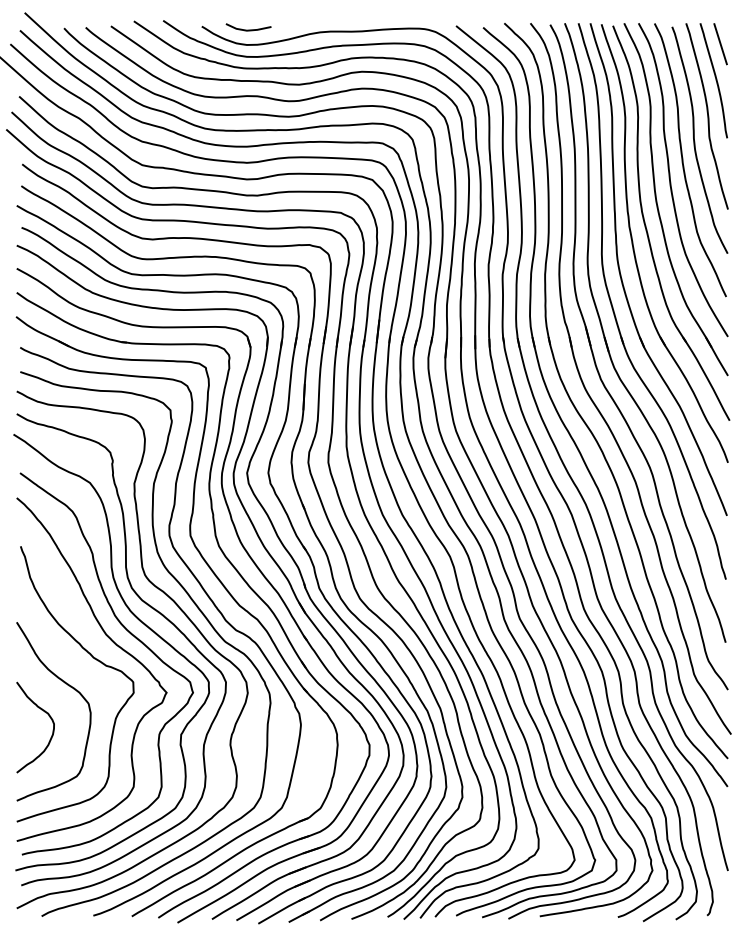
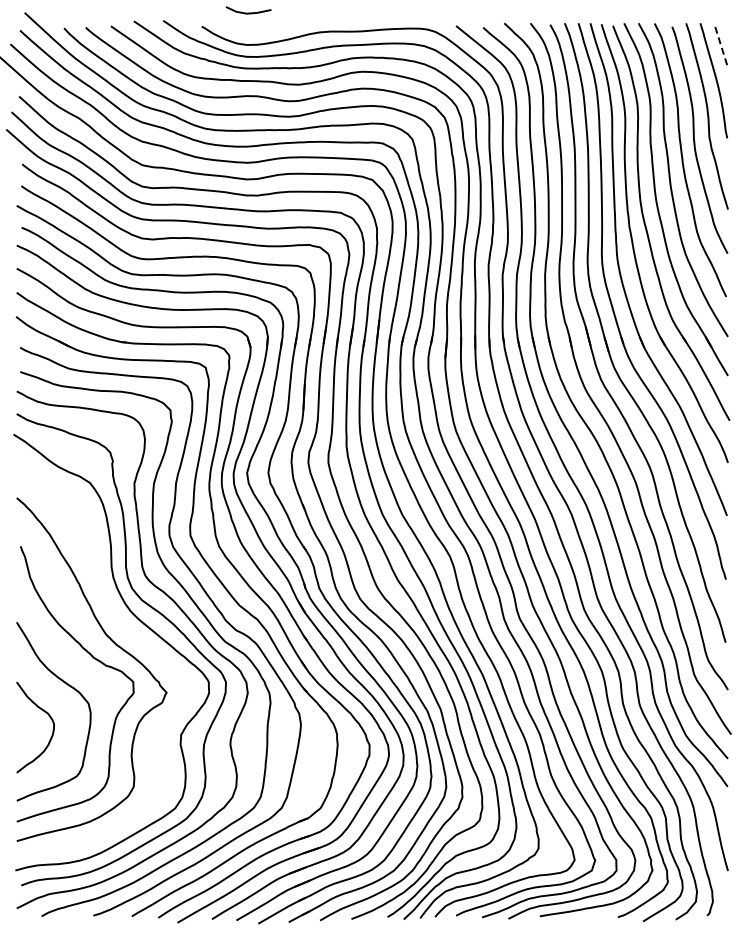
line position: (248, 29) -> (248, 12) (248, 12)
line: solid -> dashed (720, 44)
curve: present -> none (131, 635)
